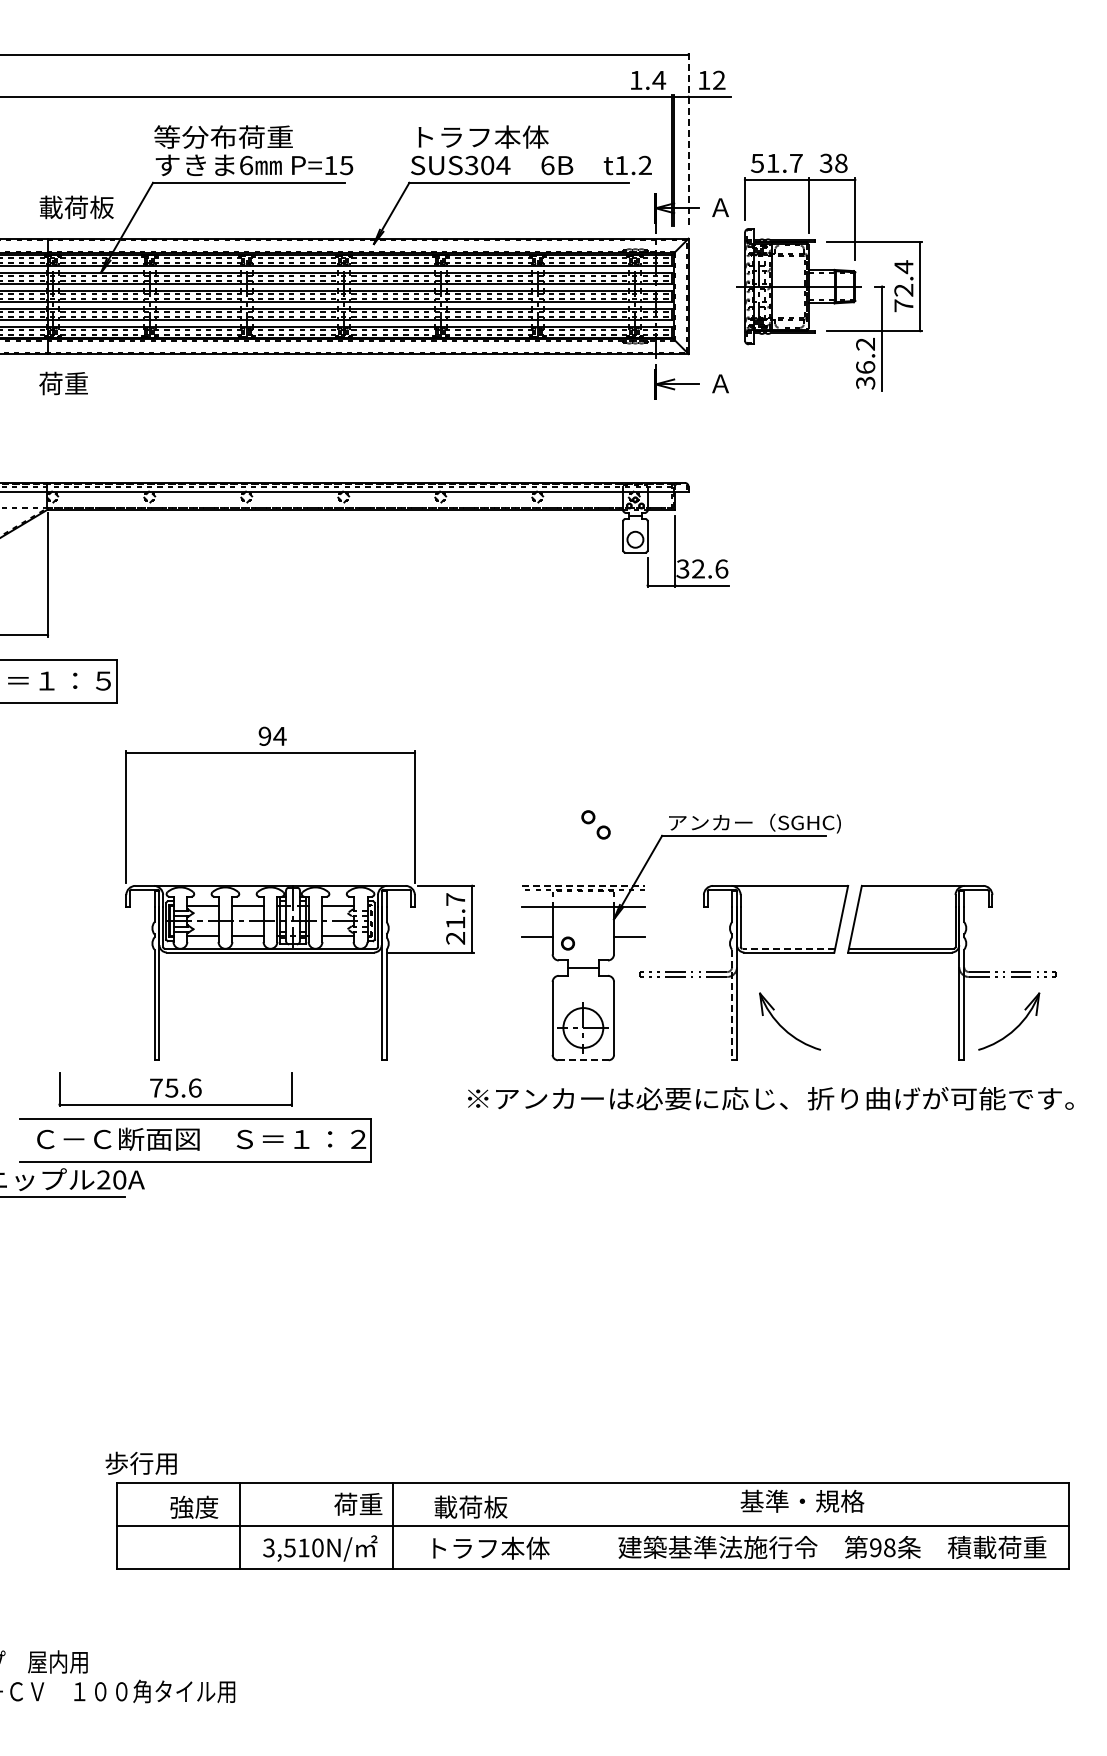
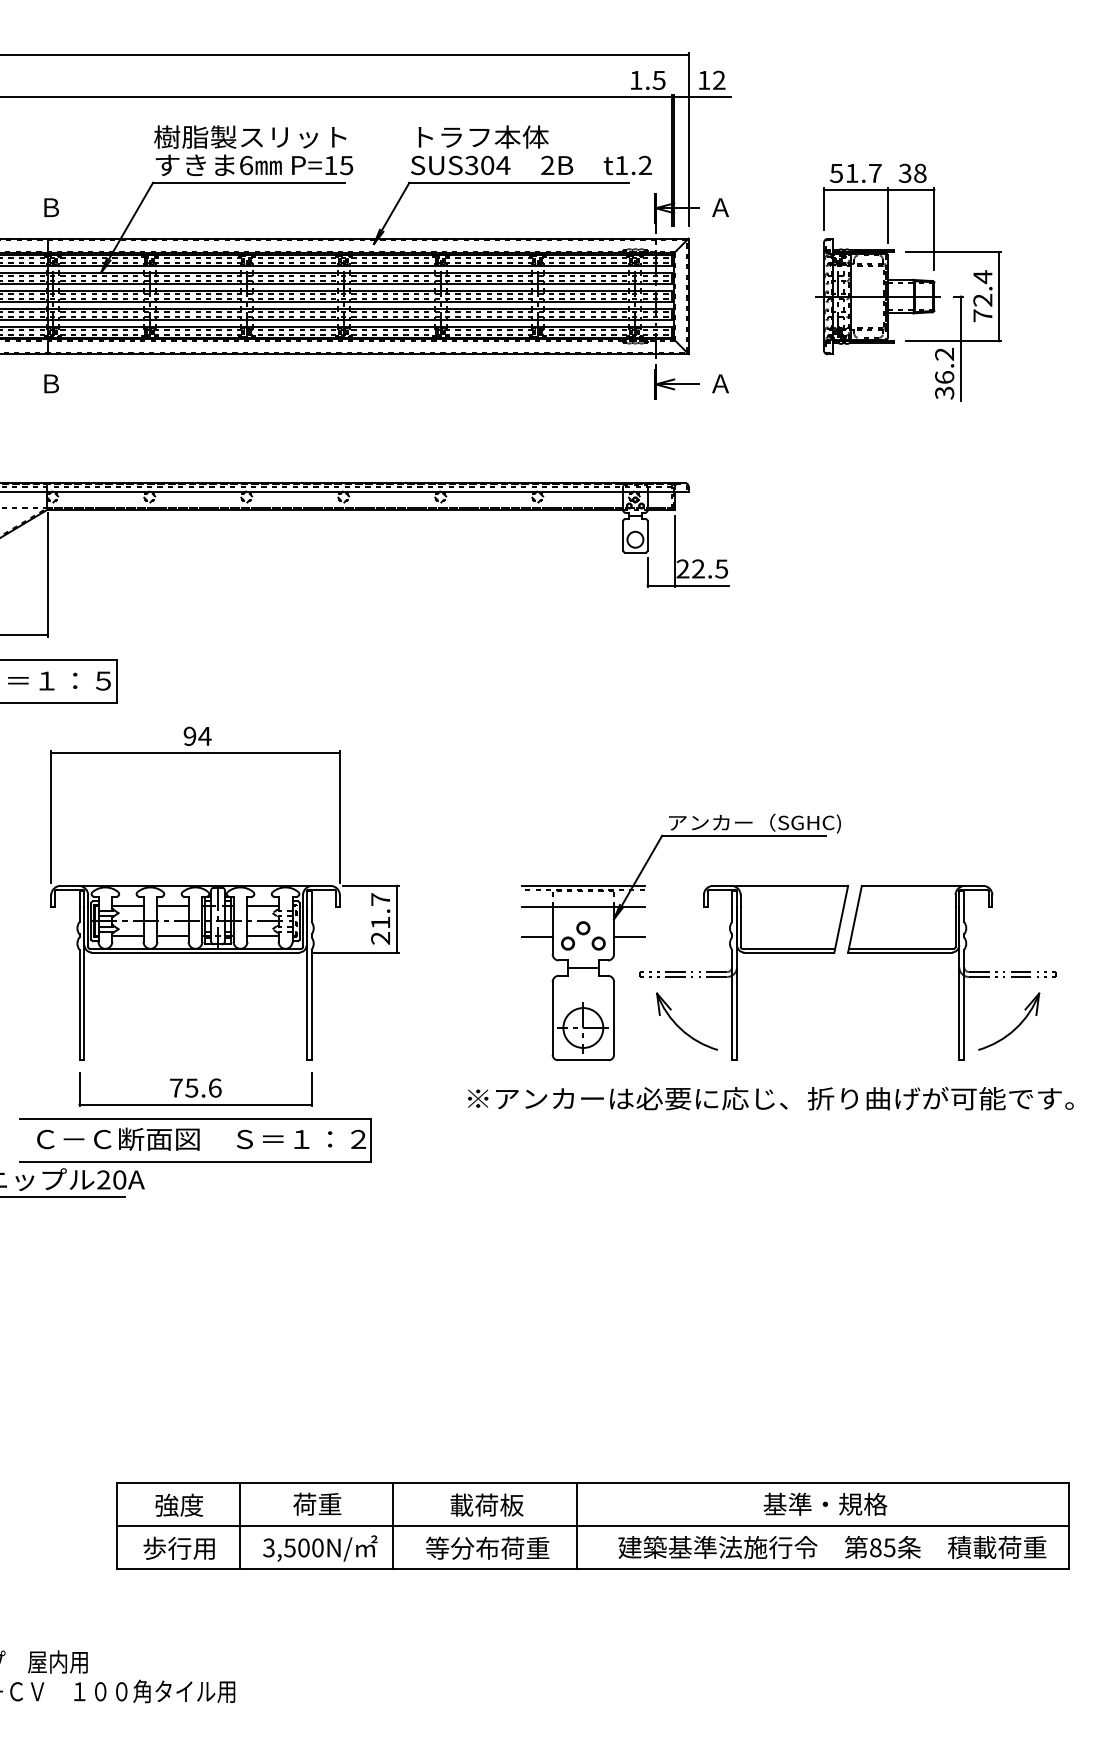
text: 1.4 -> 1.5 (659, 80)
text: 等分布荷重 -> 樹脂製スリット (250, 136)
line: dashed -> solid (688, 139)
text: 6B -> 2B (547, 165)
text: 載荷板 -> Ｂ (76, 207)
part position: (829, 272) -> (908, 282) (908, 282)
text: 荷重 -> Ｂ (63, 383)
text: 32.6 -> 22.5 (702, 568)
part position: (595, 824) -> (590, 935) (590, 935)
line: dashed -> solid (583, 885)
part position: (299, 893) -> (224, 893) (224, 893)
line: dashed -> solid (788, 948)
line: dashed -> solid (732, 1005)
part position: (783, 1027) -> (680, 1027) (680, 1027)
line: dashed -> solid (582, 1060)
part position: (175, 1089) -> (195, 1089) (195, 1089)
text position: (140, 1462) -> (178, 1547) (178, 1547)
text position: (802, 1500) -> (825, 1503) (825, 1503)
text position: (358, 1503) -> (317, 1503) (317, 1503)
text position: (194, 1506) -> (179, 1504) (179, 1504)
text position: (470, 1506) -> (486, 1504) (486, 1504)
line: none -> present (577, 1525)
text: 3,510N/ -> 3,500N/ (303, 1547)
text: トラフ本体 -> 等分布荷重 (487, 1547)
text: 98 -> 85 (882, 1547)
